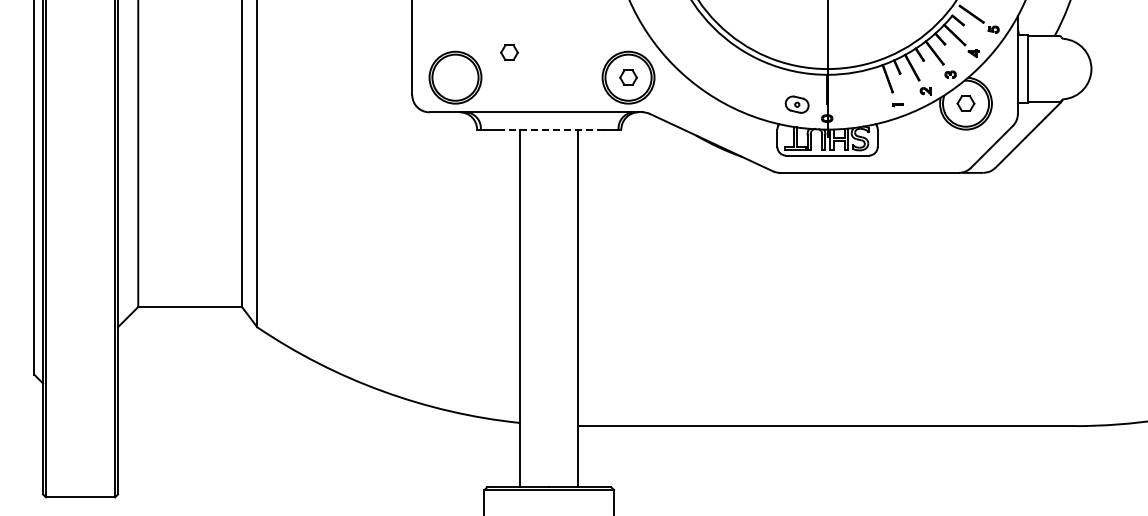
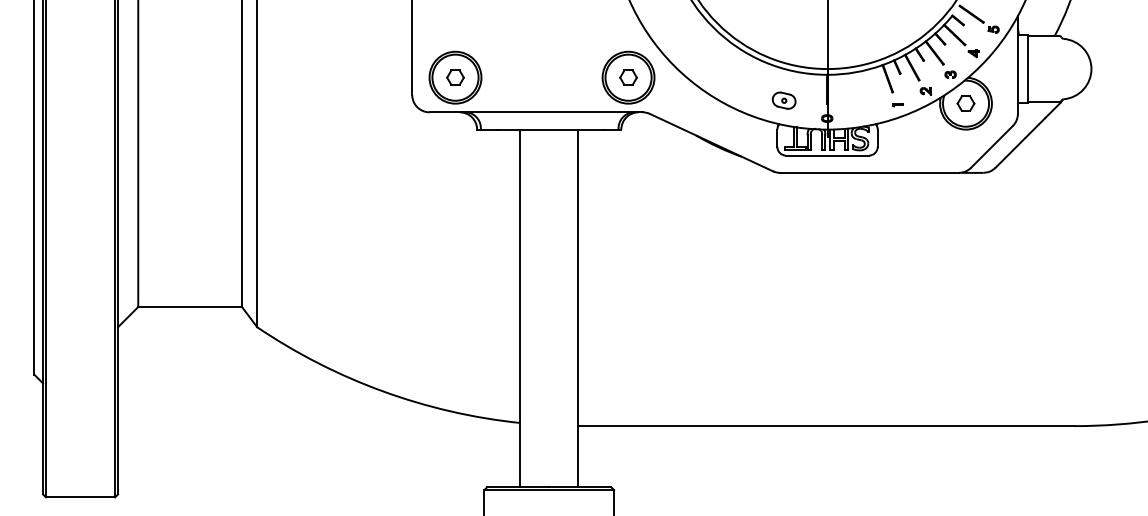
part position: (509, 52) -> (455, 77) (455, 77)
part position: (796, 104) -> (783, 100) (783, 100)
line: dashed -> solid (550, 129)
